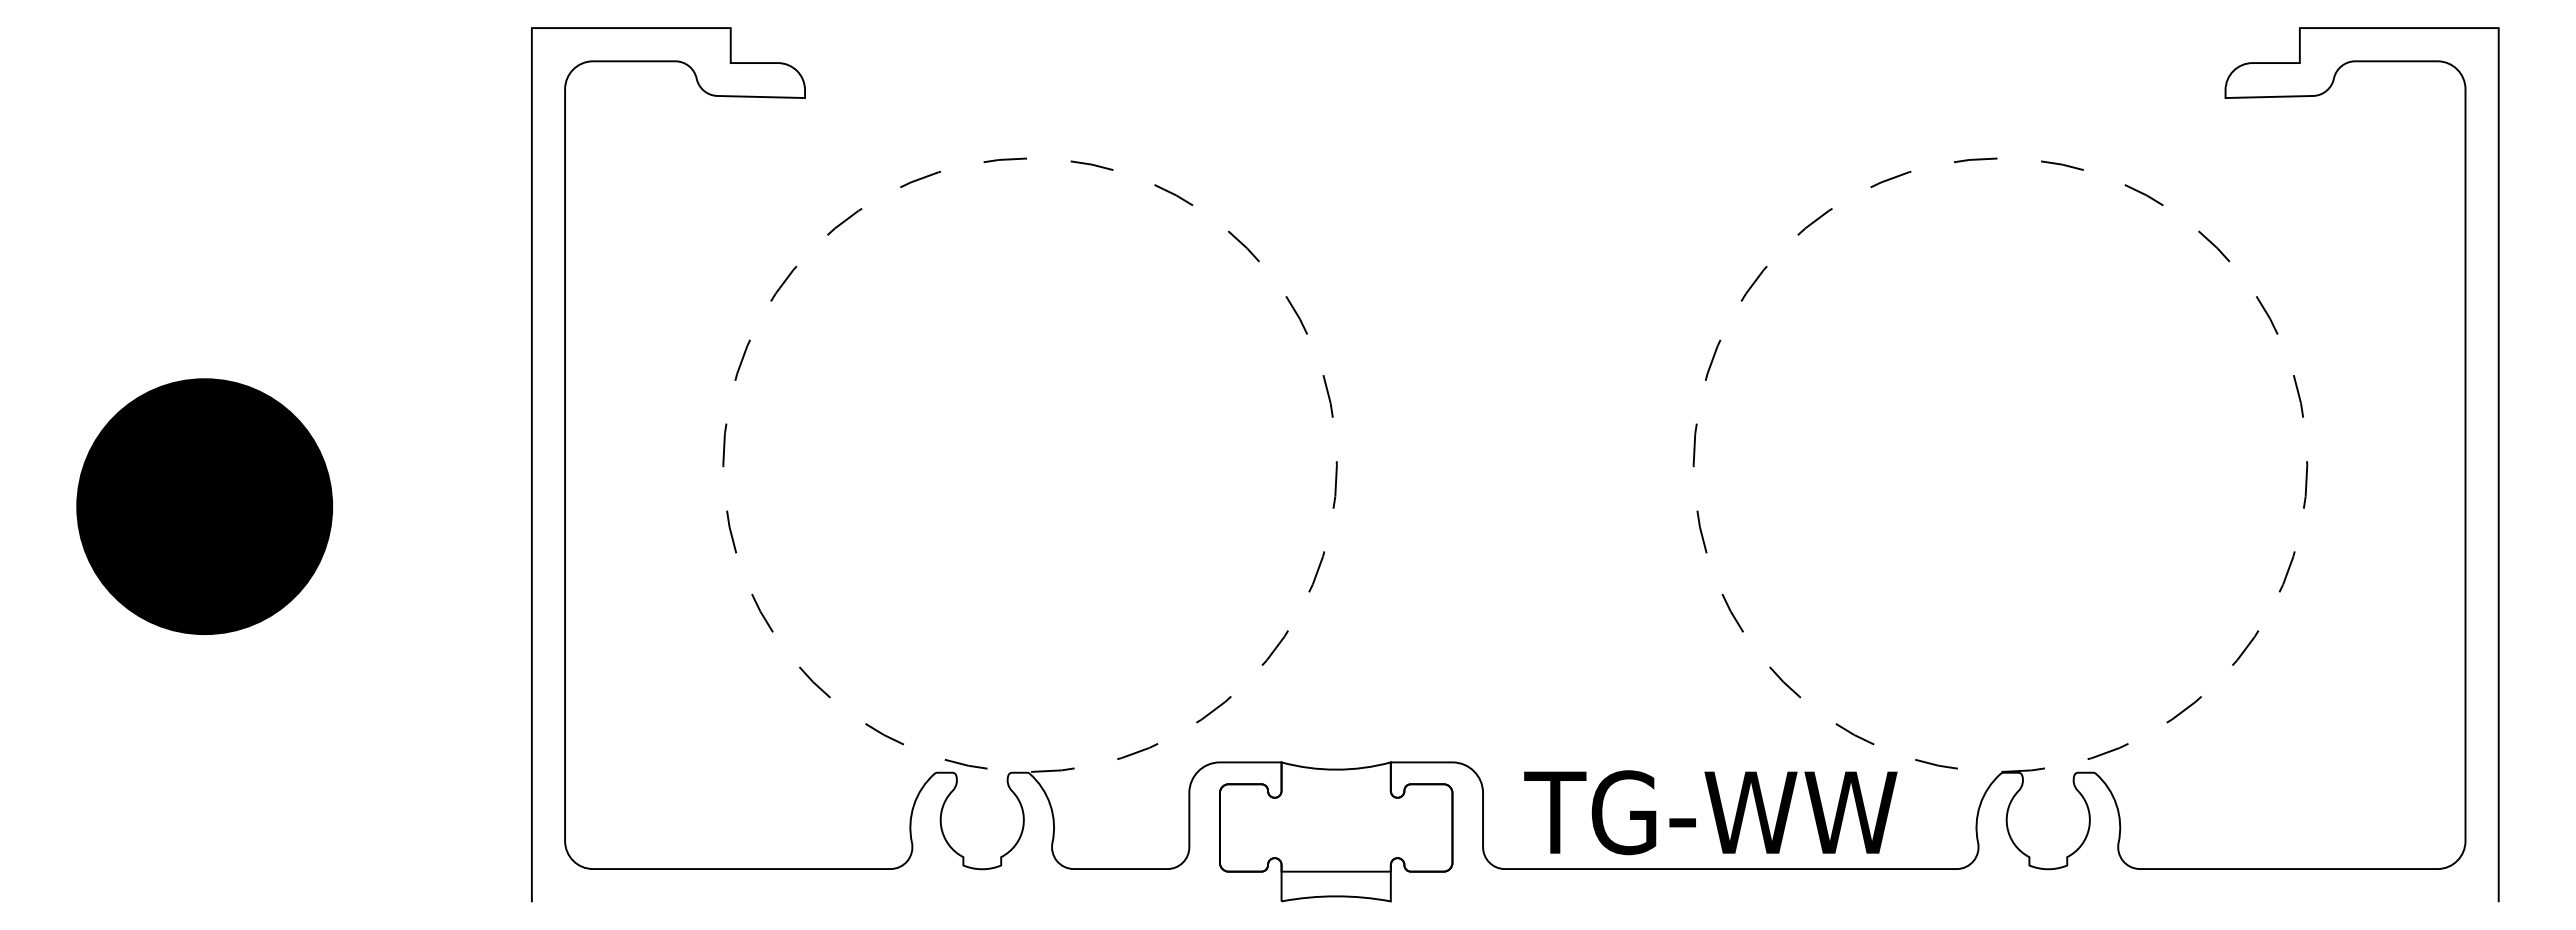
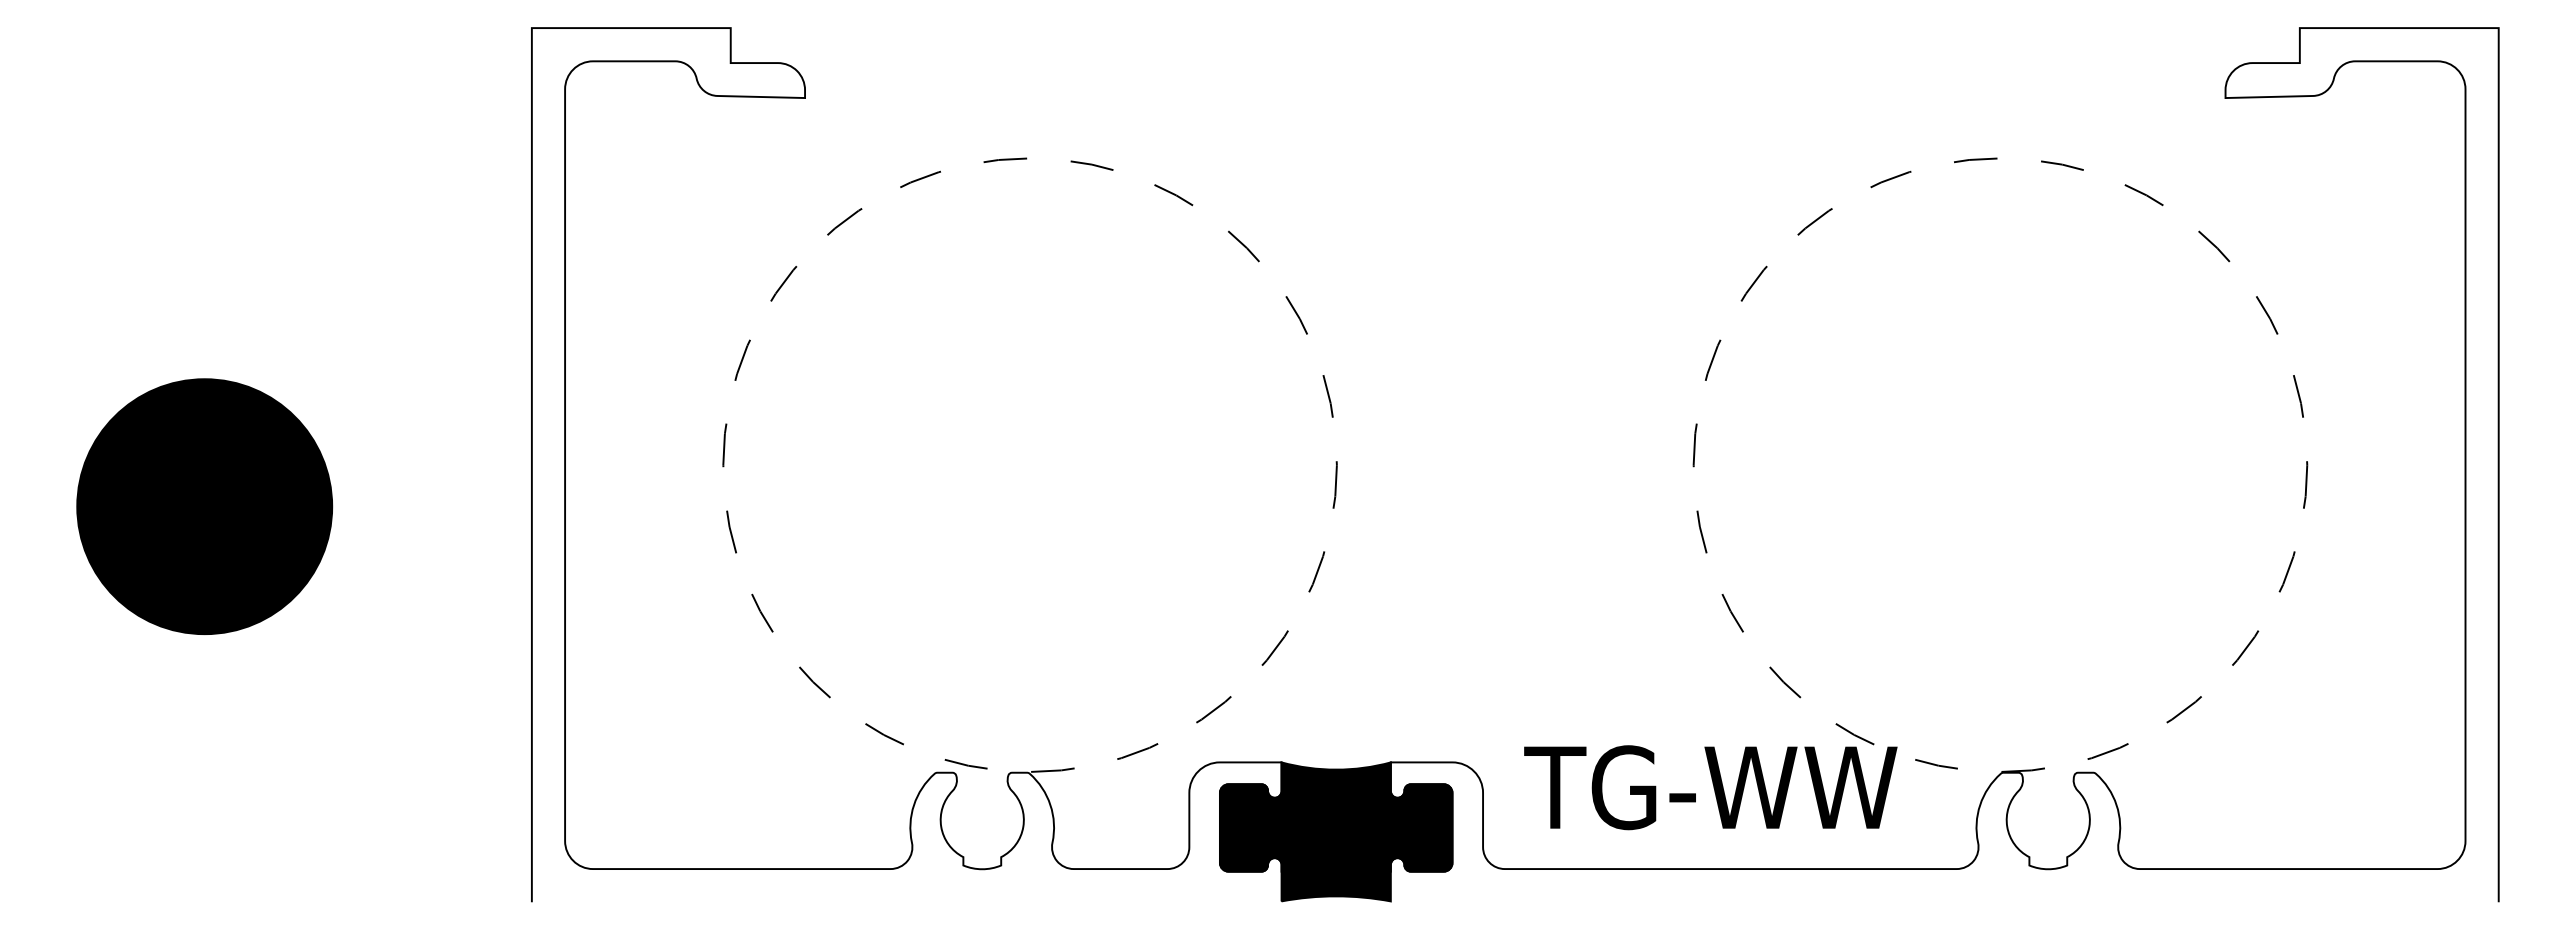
text position: (1710, 812) -> (1710, 787) (1710, 787)
fill: none -> present (1335, 831)
